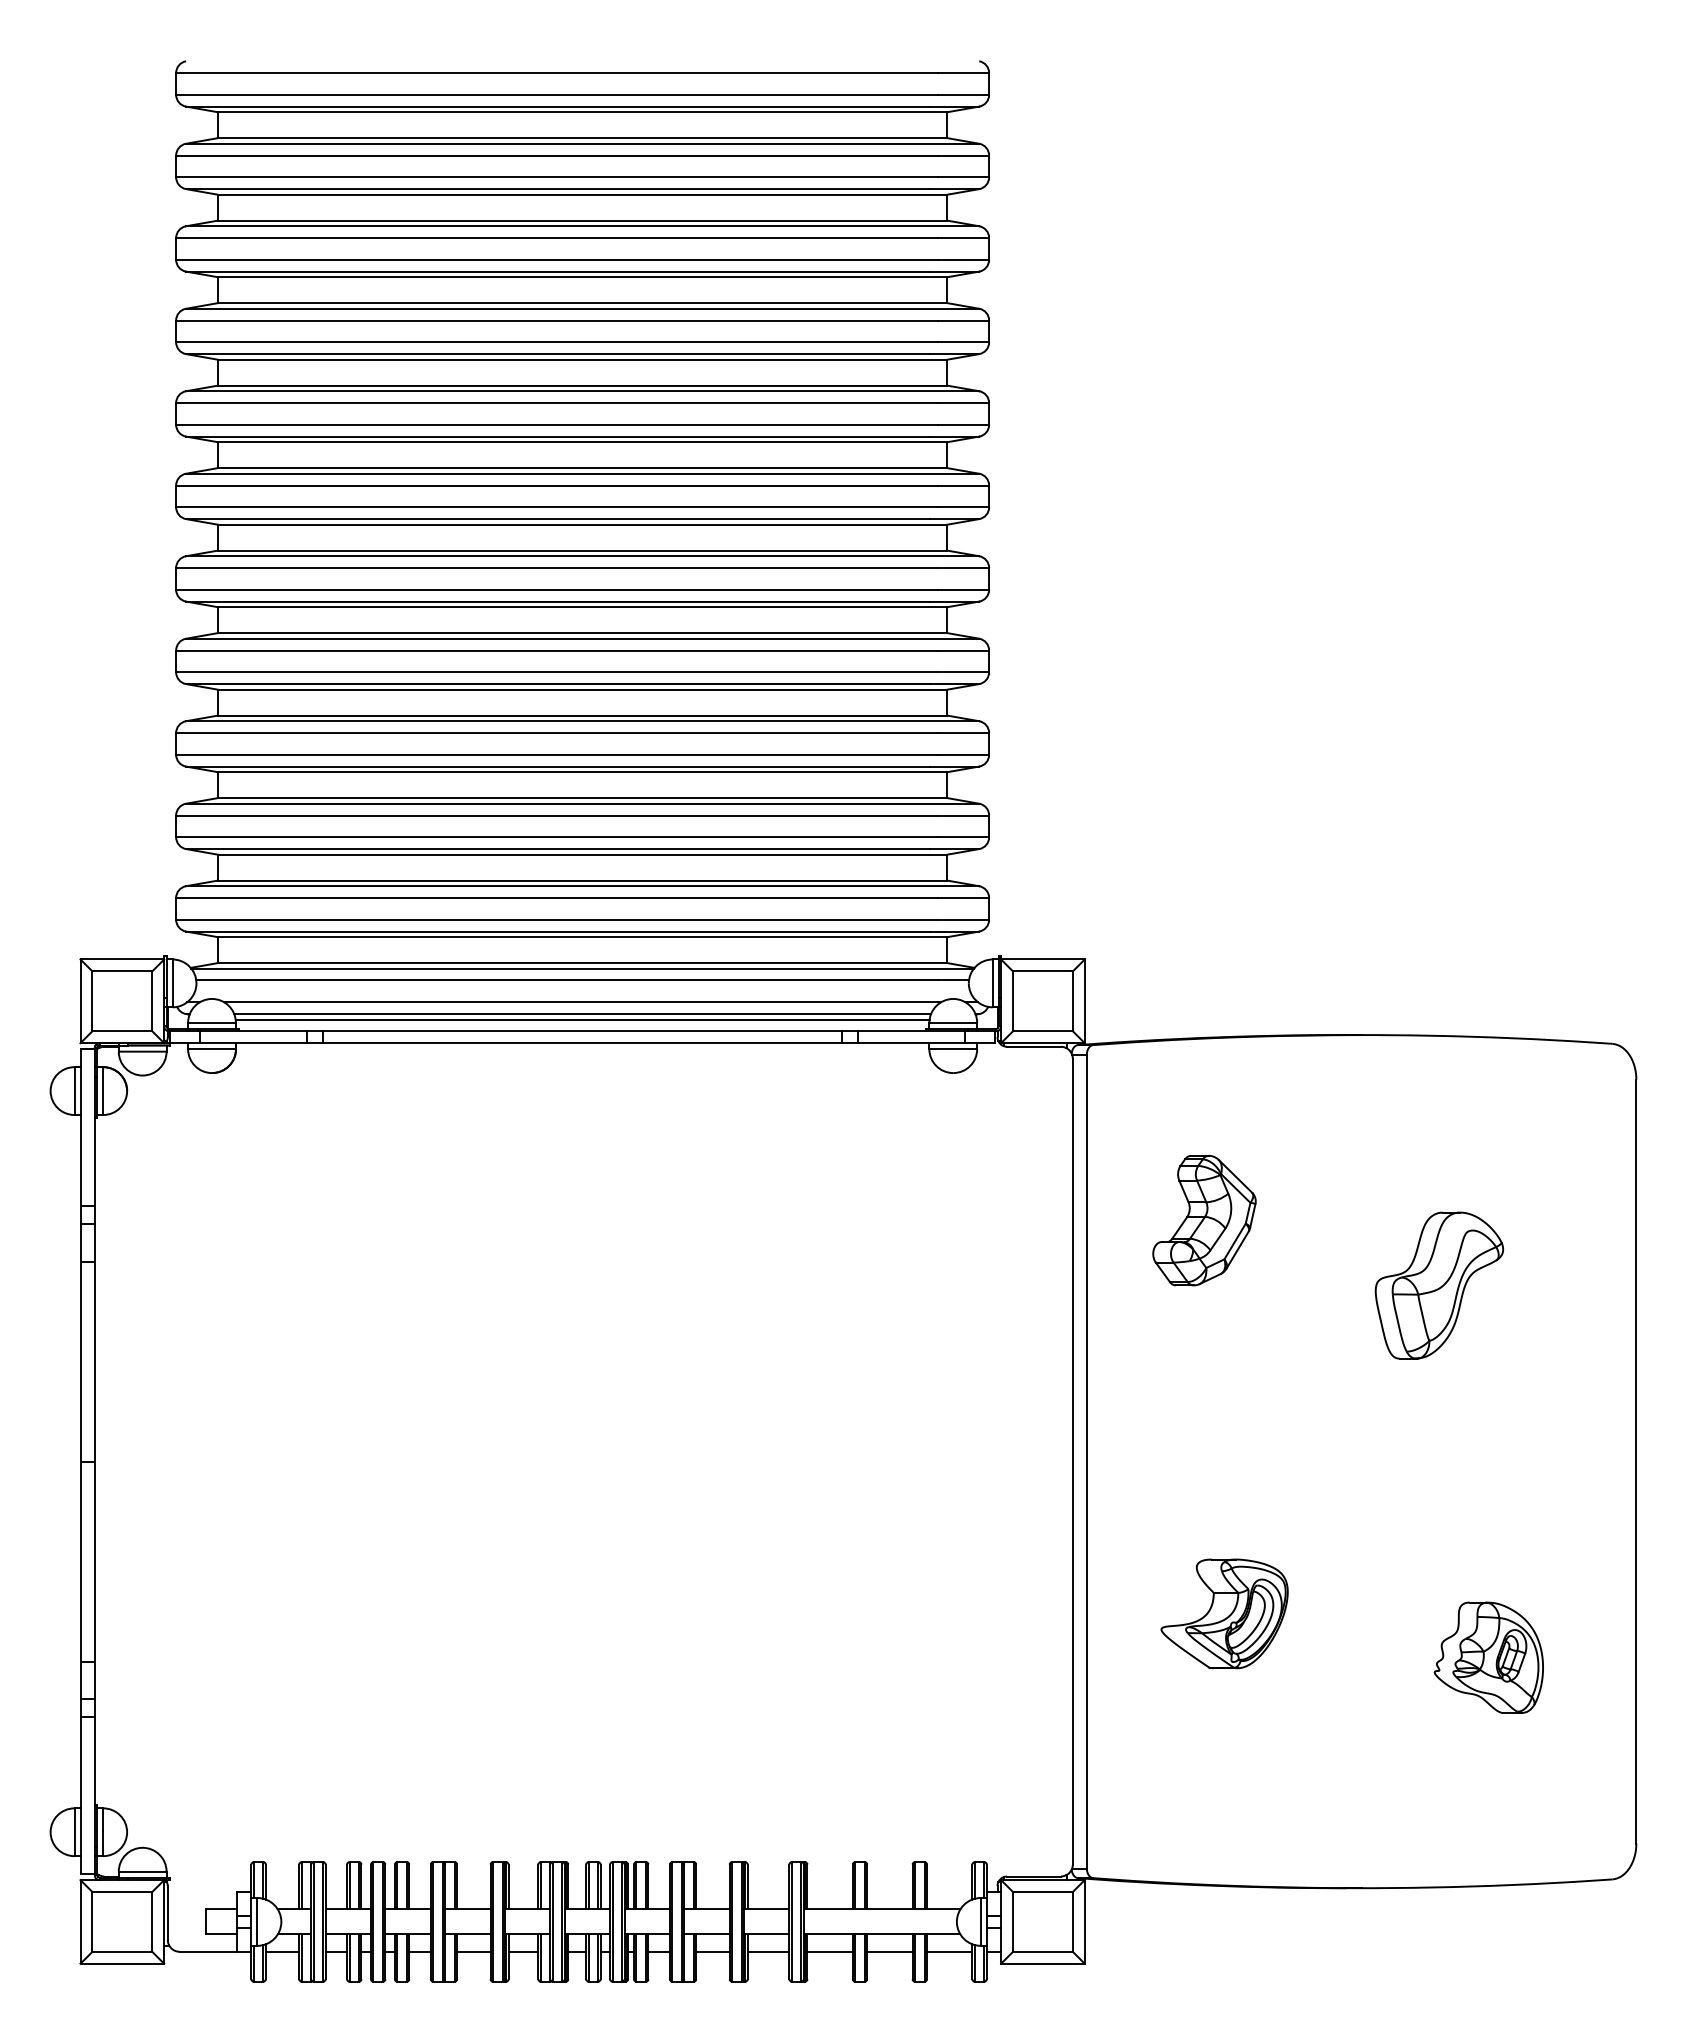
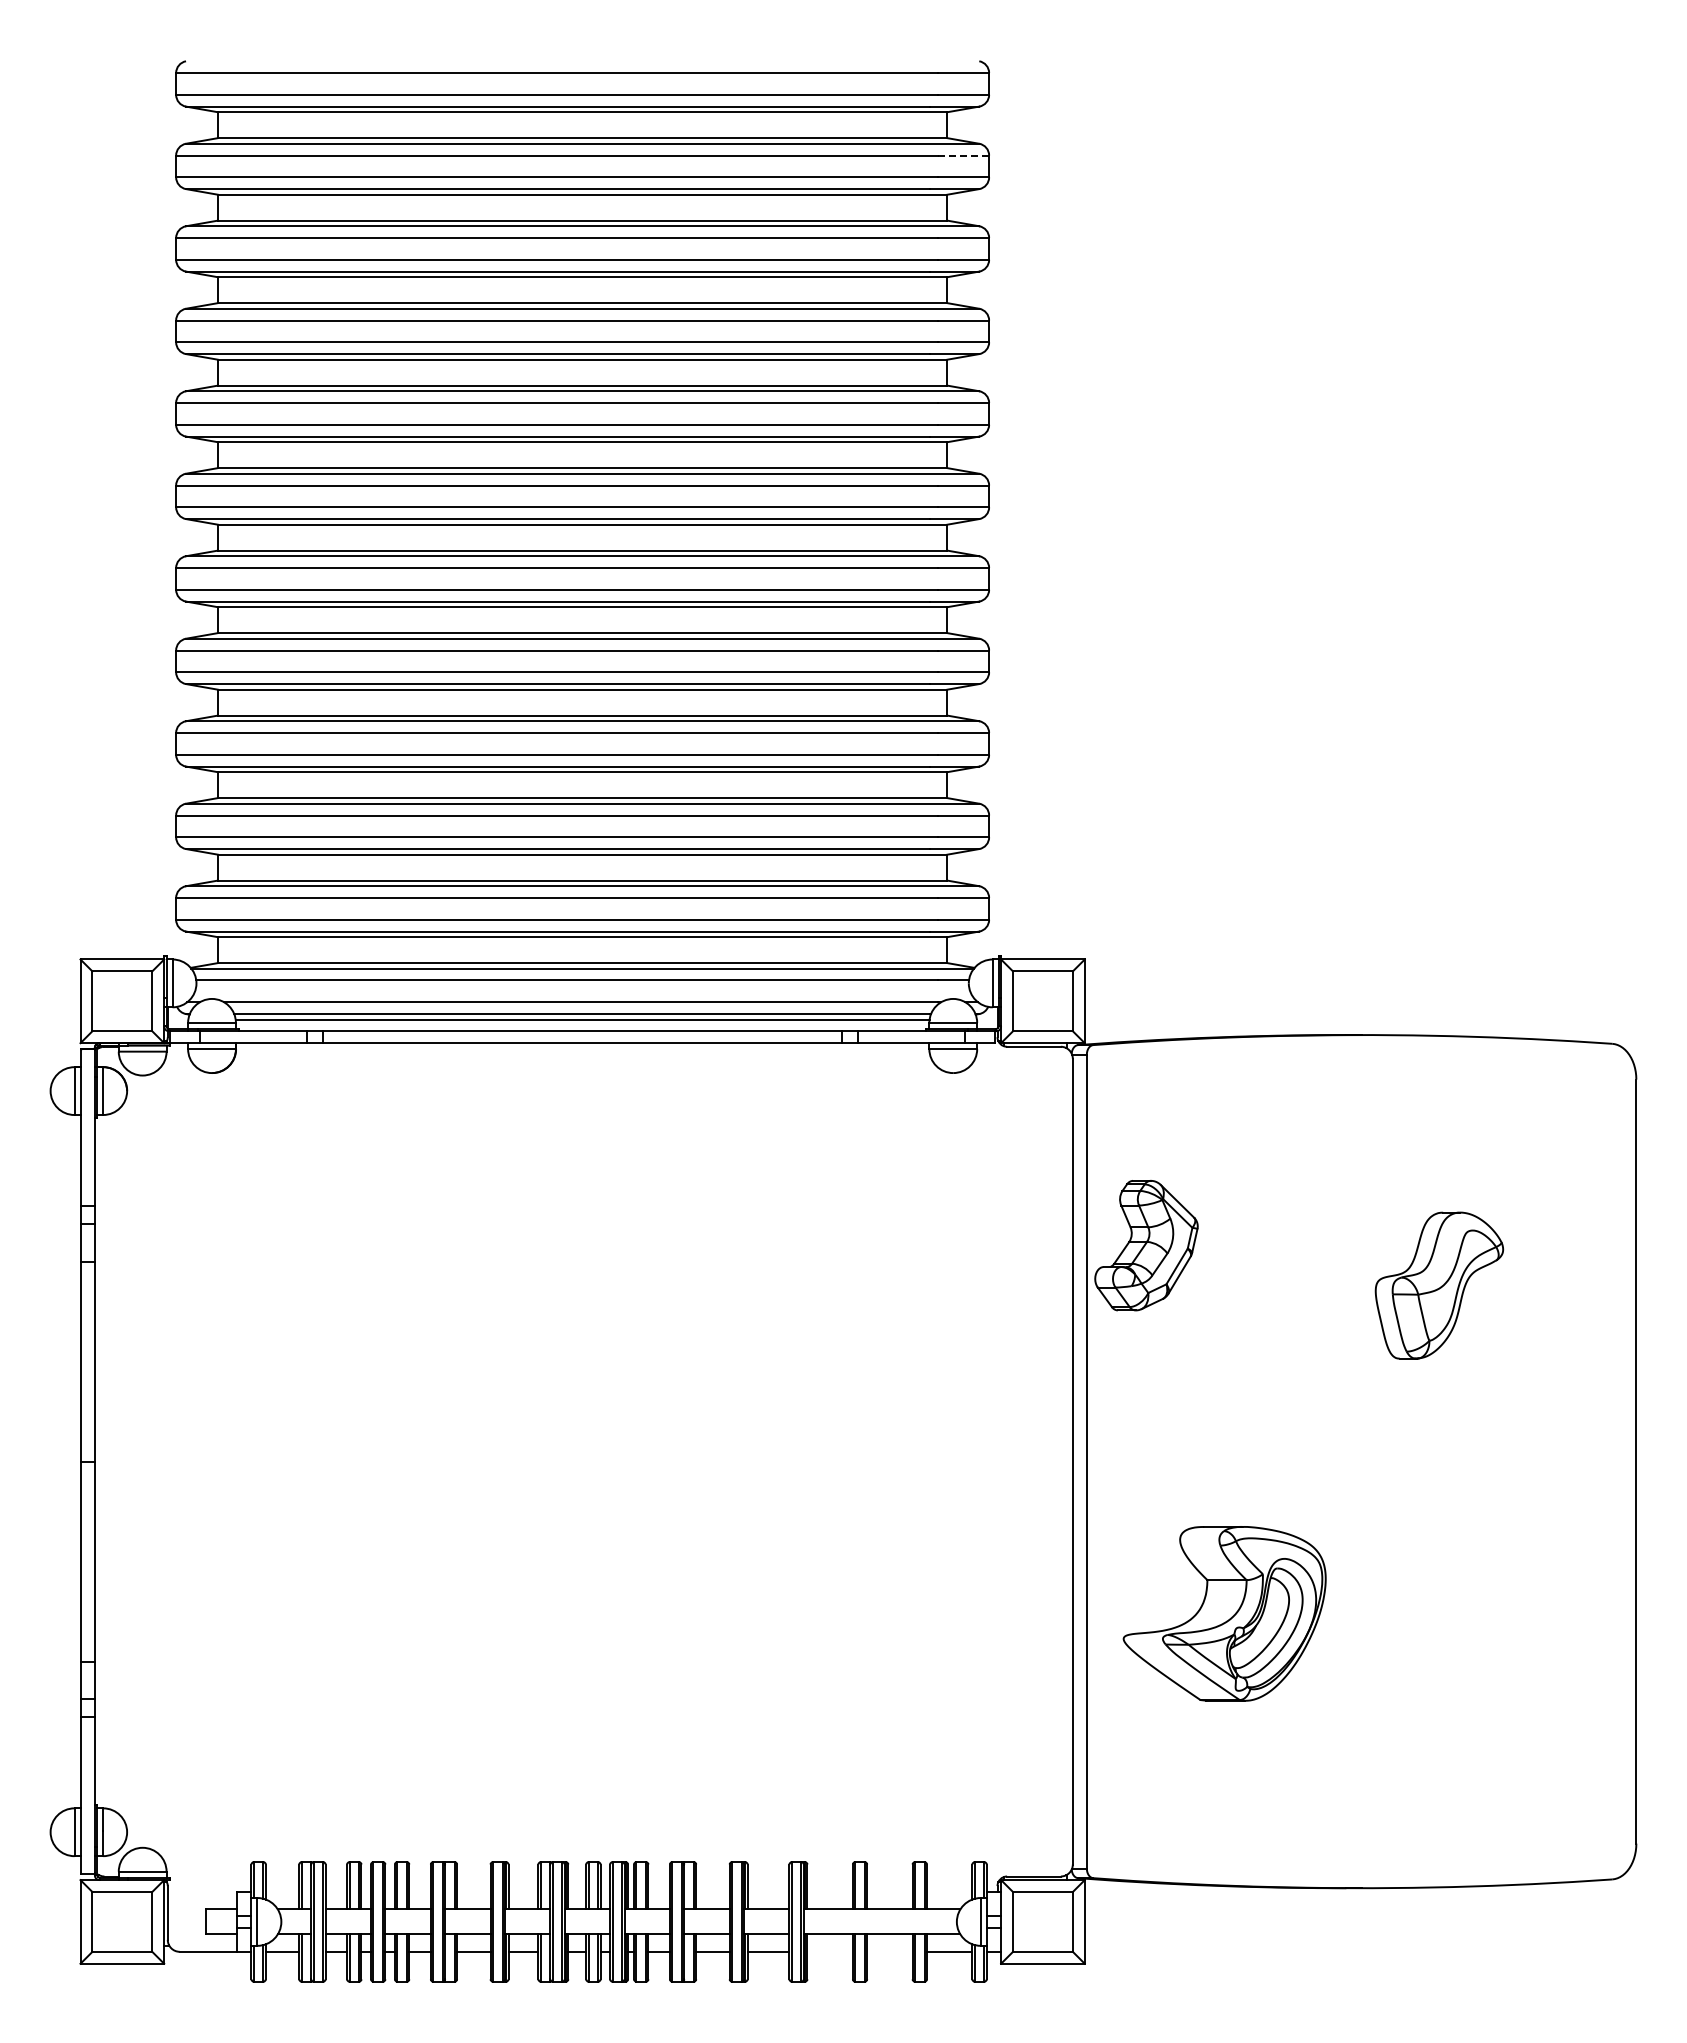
line: solid -> dashed (963, 155)
part position: (1204, 1220) -> (1146, 1245) (1146, 1245)
part size: 129x112 px -> 205x176 px (1224, 1613)
part: present -> none (1488, 1657)
line: present -> none (829, 1951)
line: present -> none (889, 1951)
